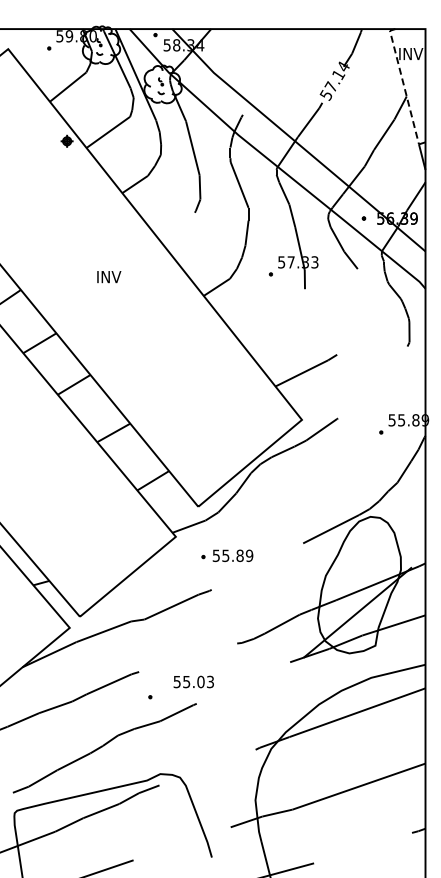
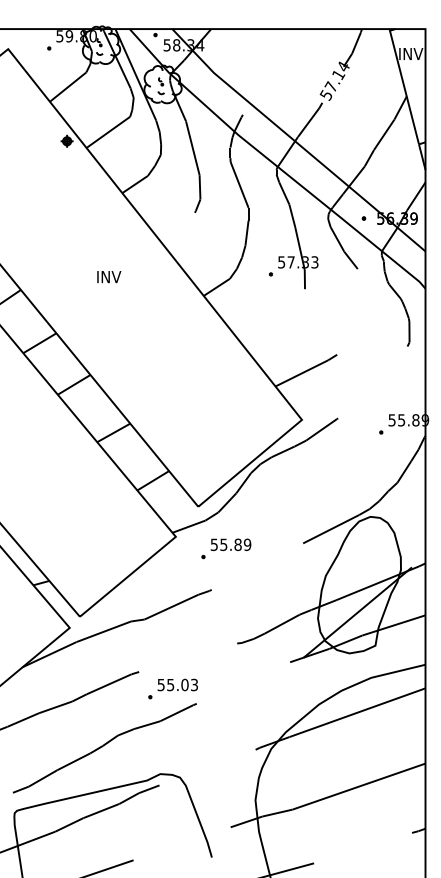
line: dashed -> solid (403, 84)
text position: (232, 555) -> (230, 544) (230, 544)
text position: (193, 681) -> (177, 684) (177, 684)
